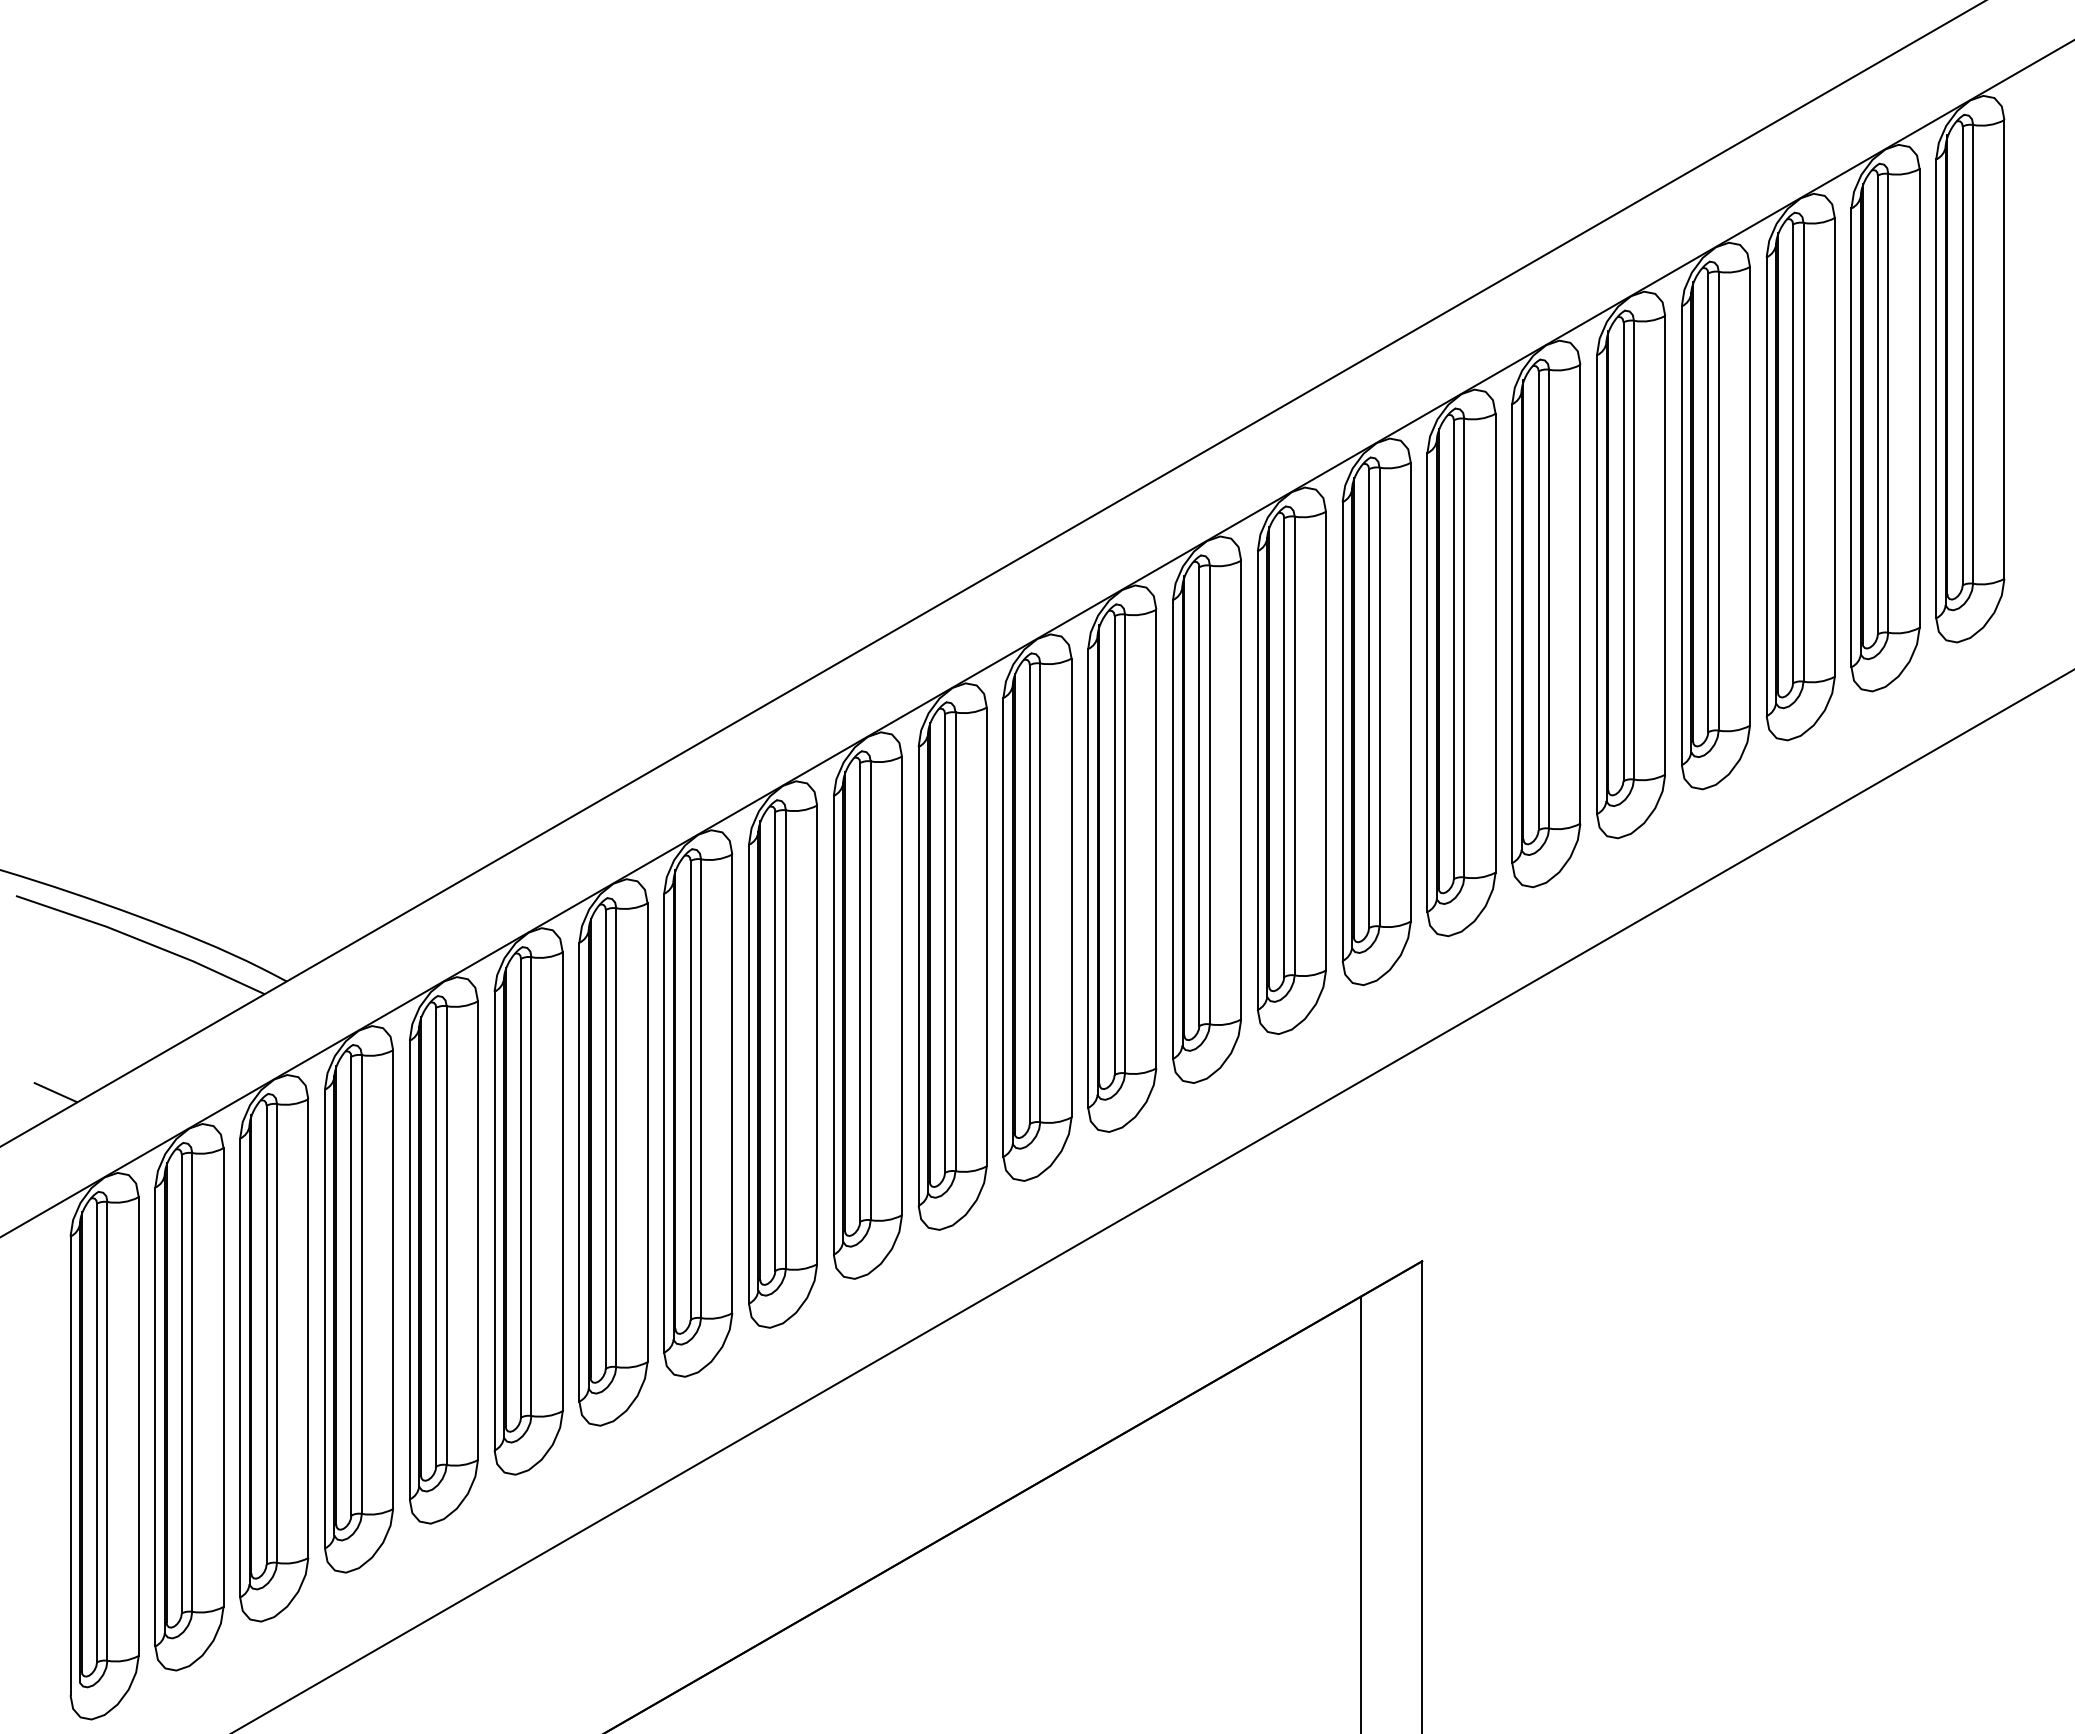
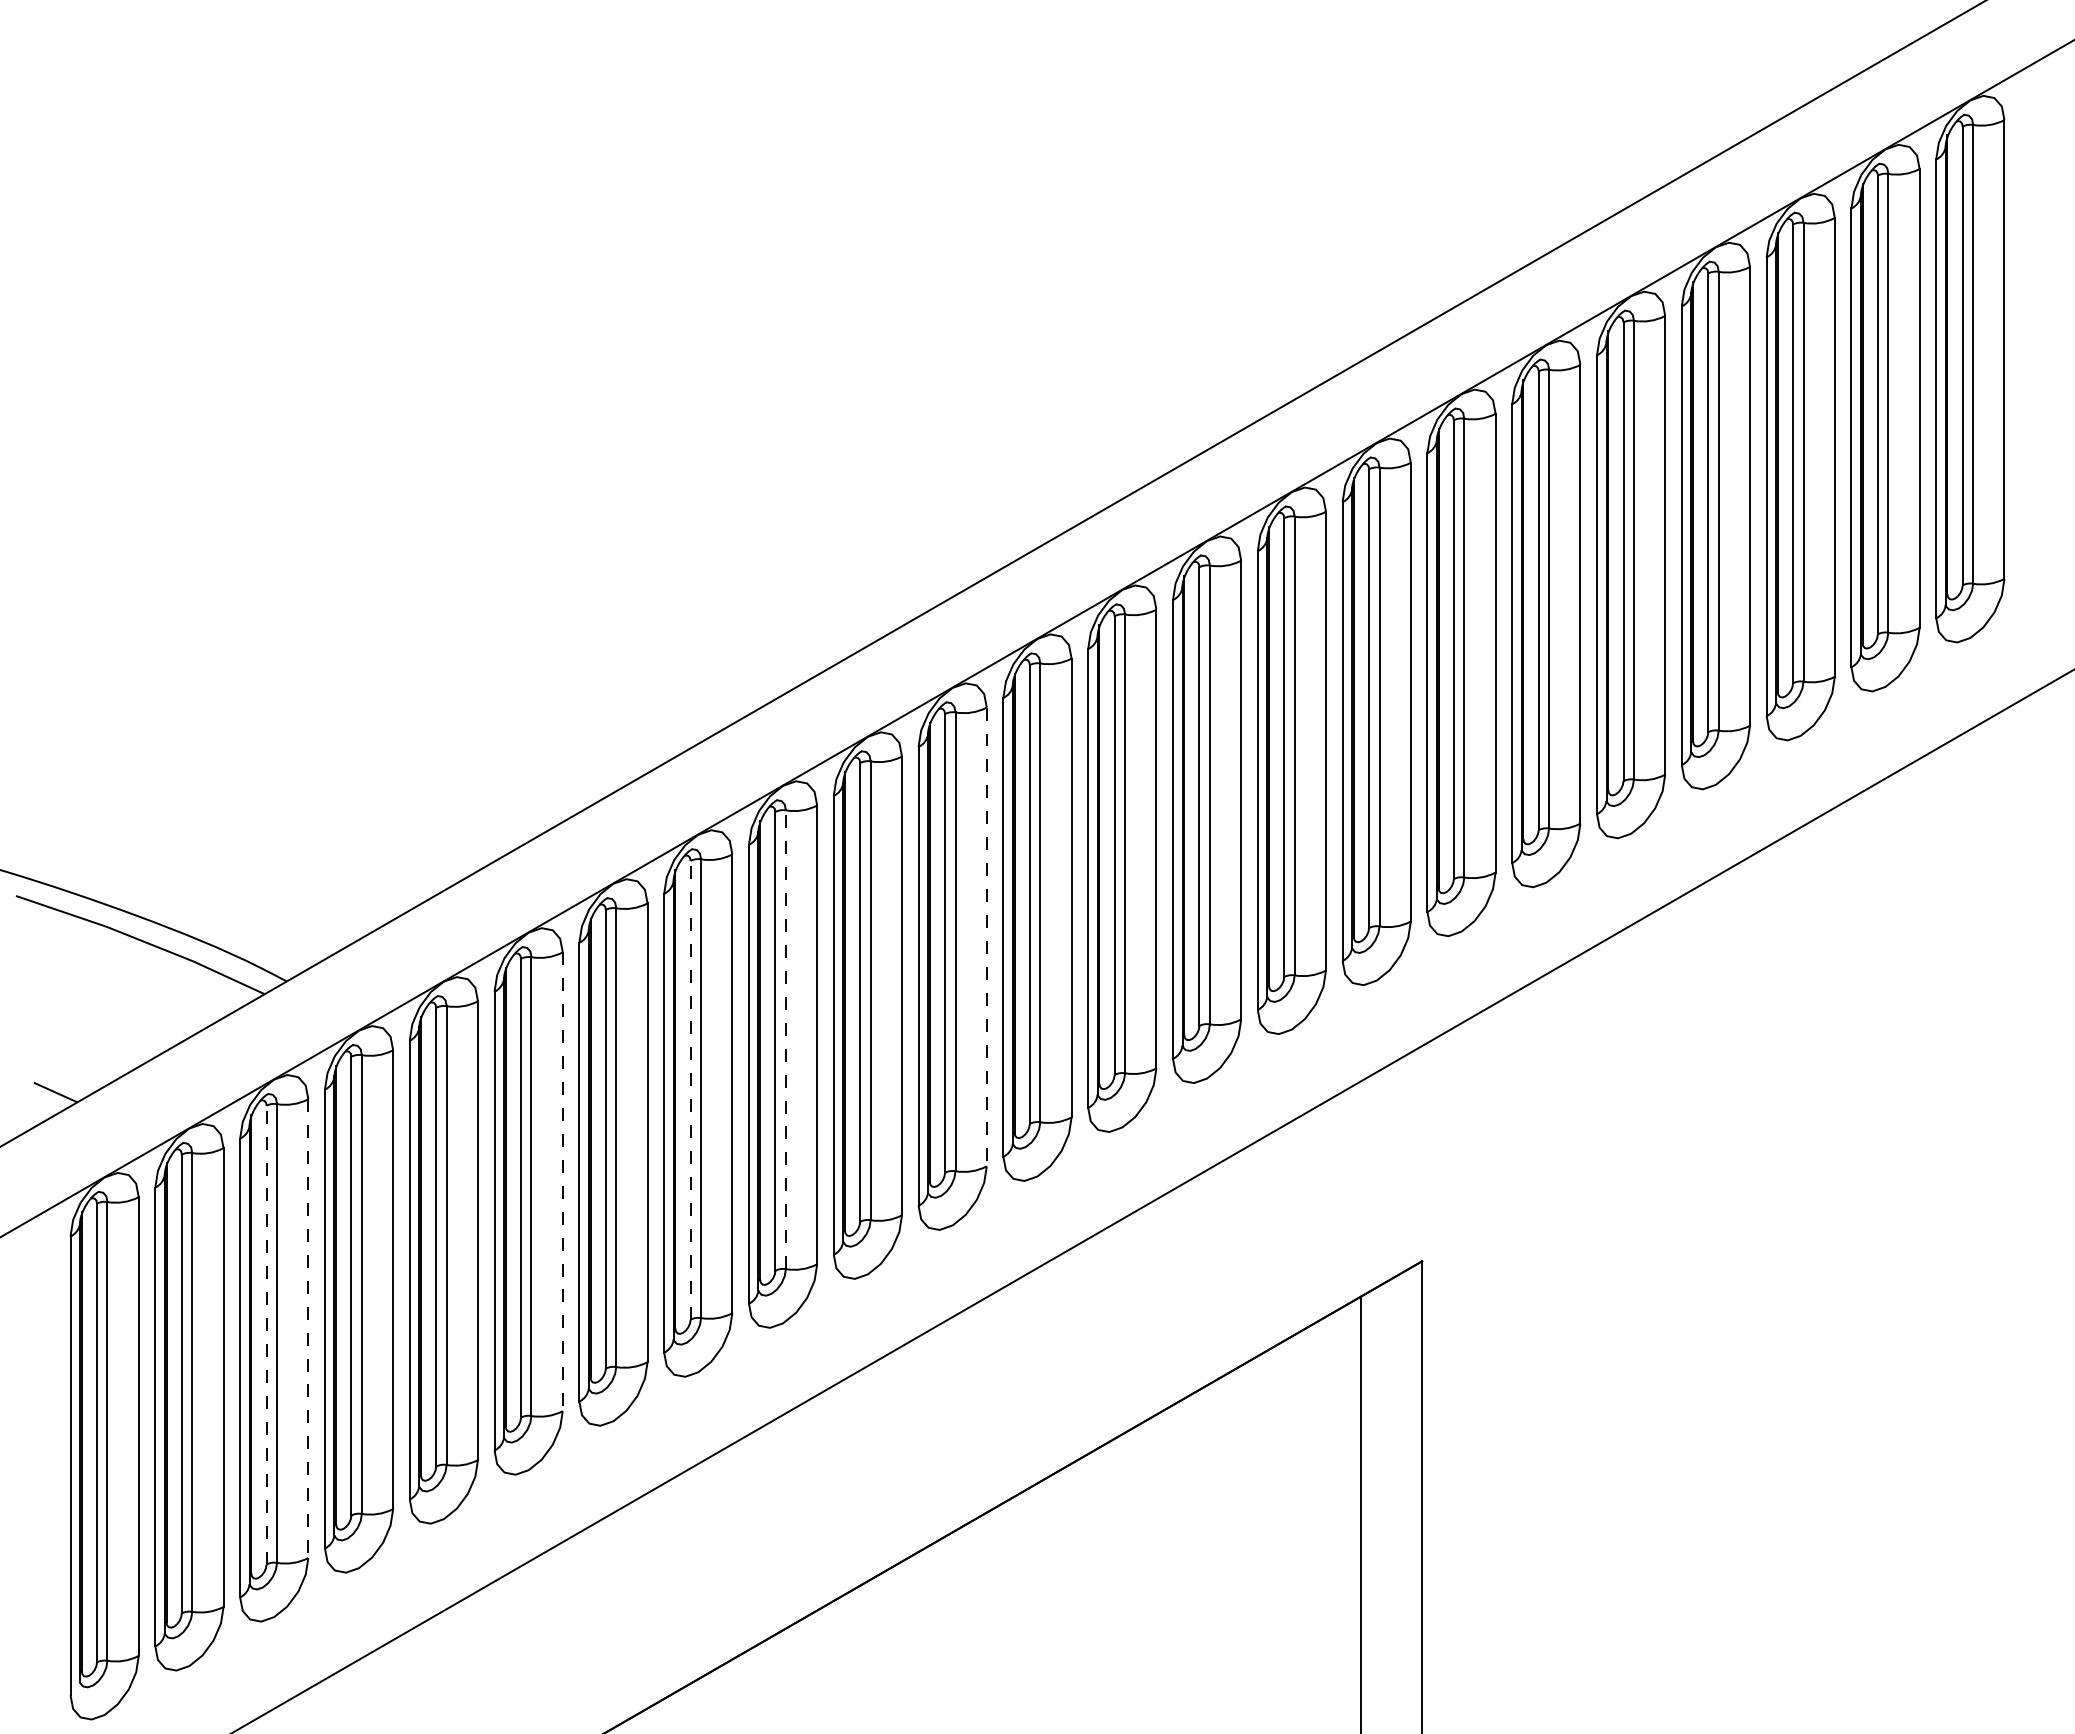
line: solid -> dashed (986, 937)
line: solid -> dashed (785, 1039)
line: solid -> dashed (690, 1089)
line: solid -> dashed (562, 1182)
line: solid -> dashed (308, 1329)
line: solid -> dashed (266, 1334)
